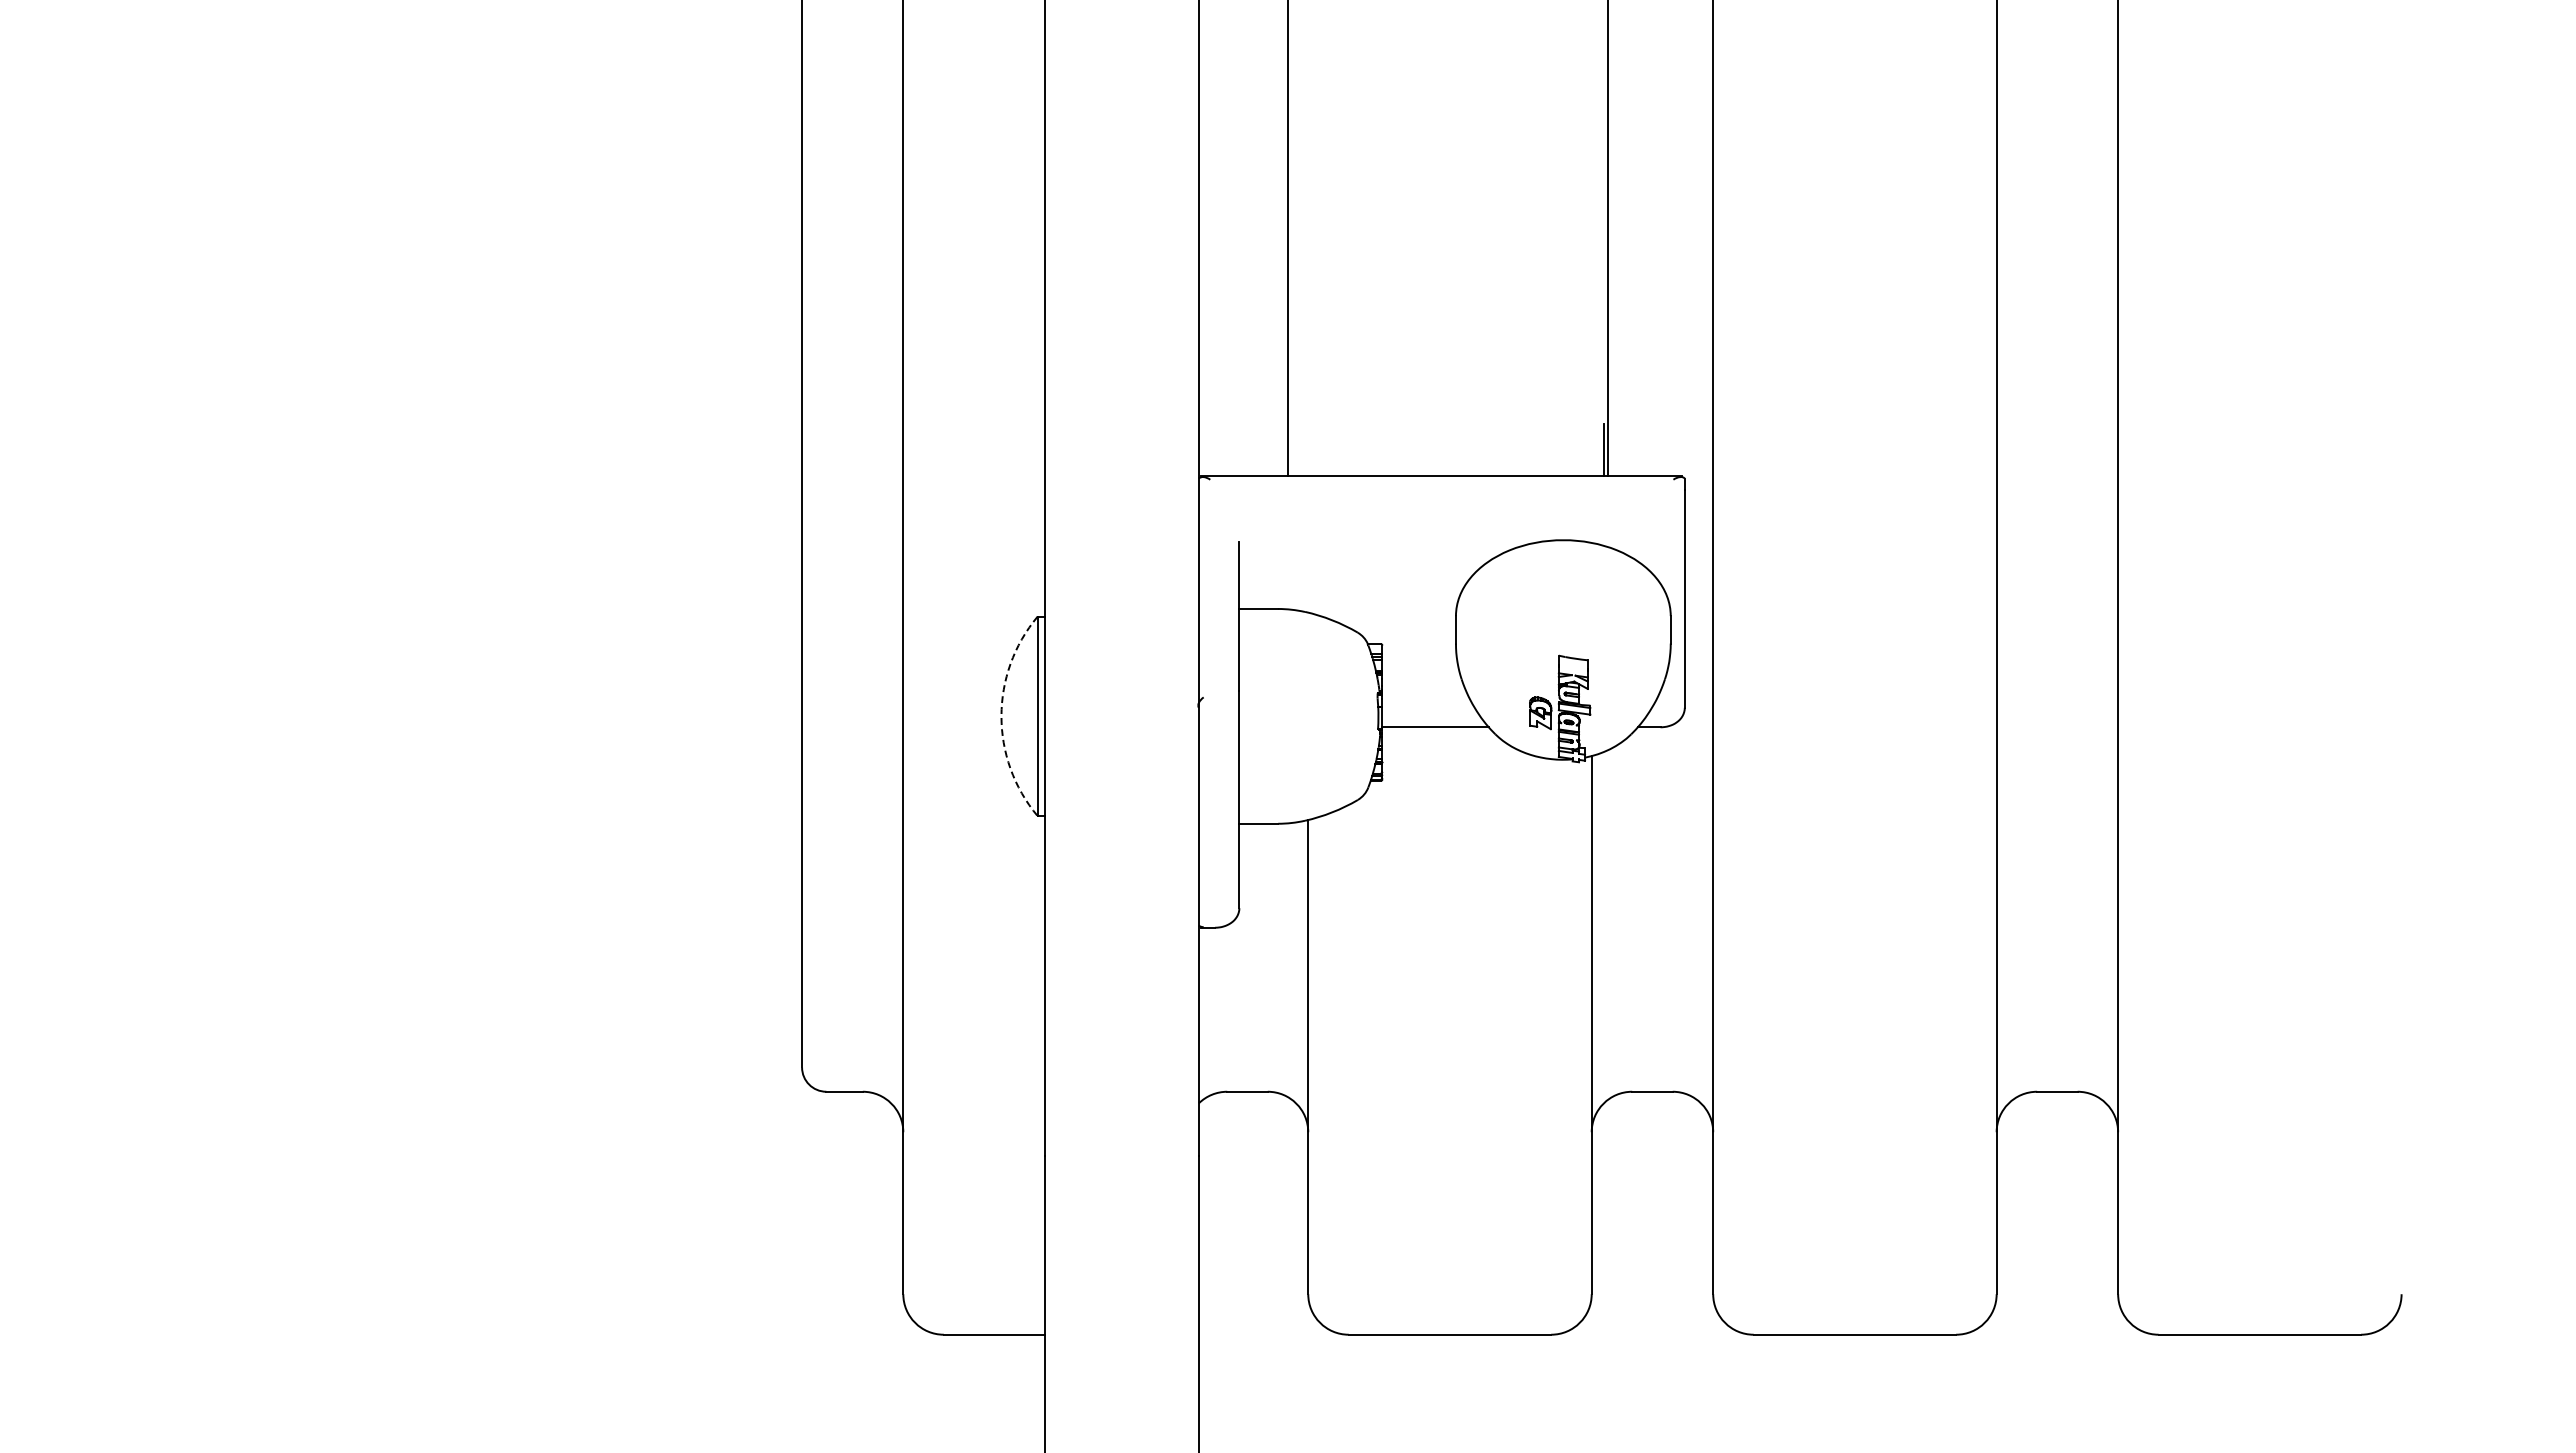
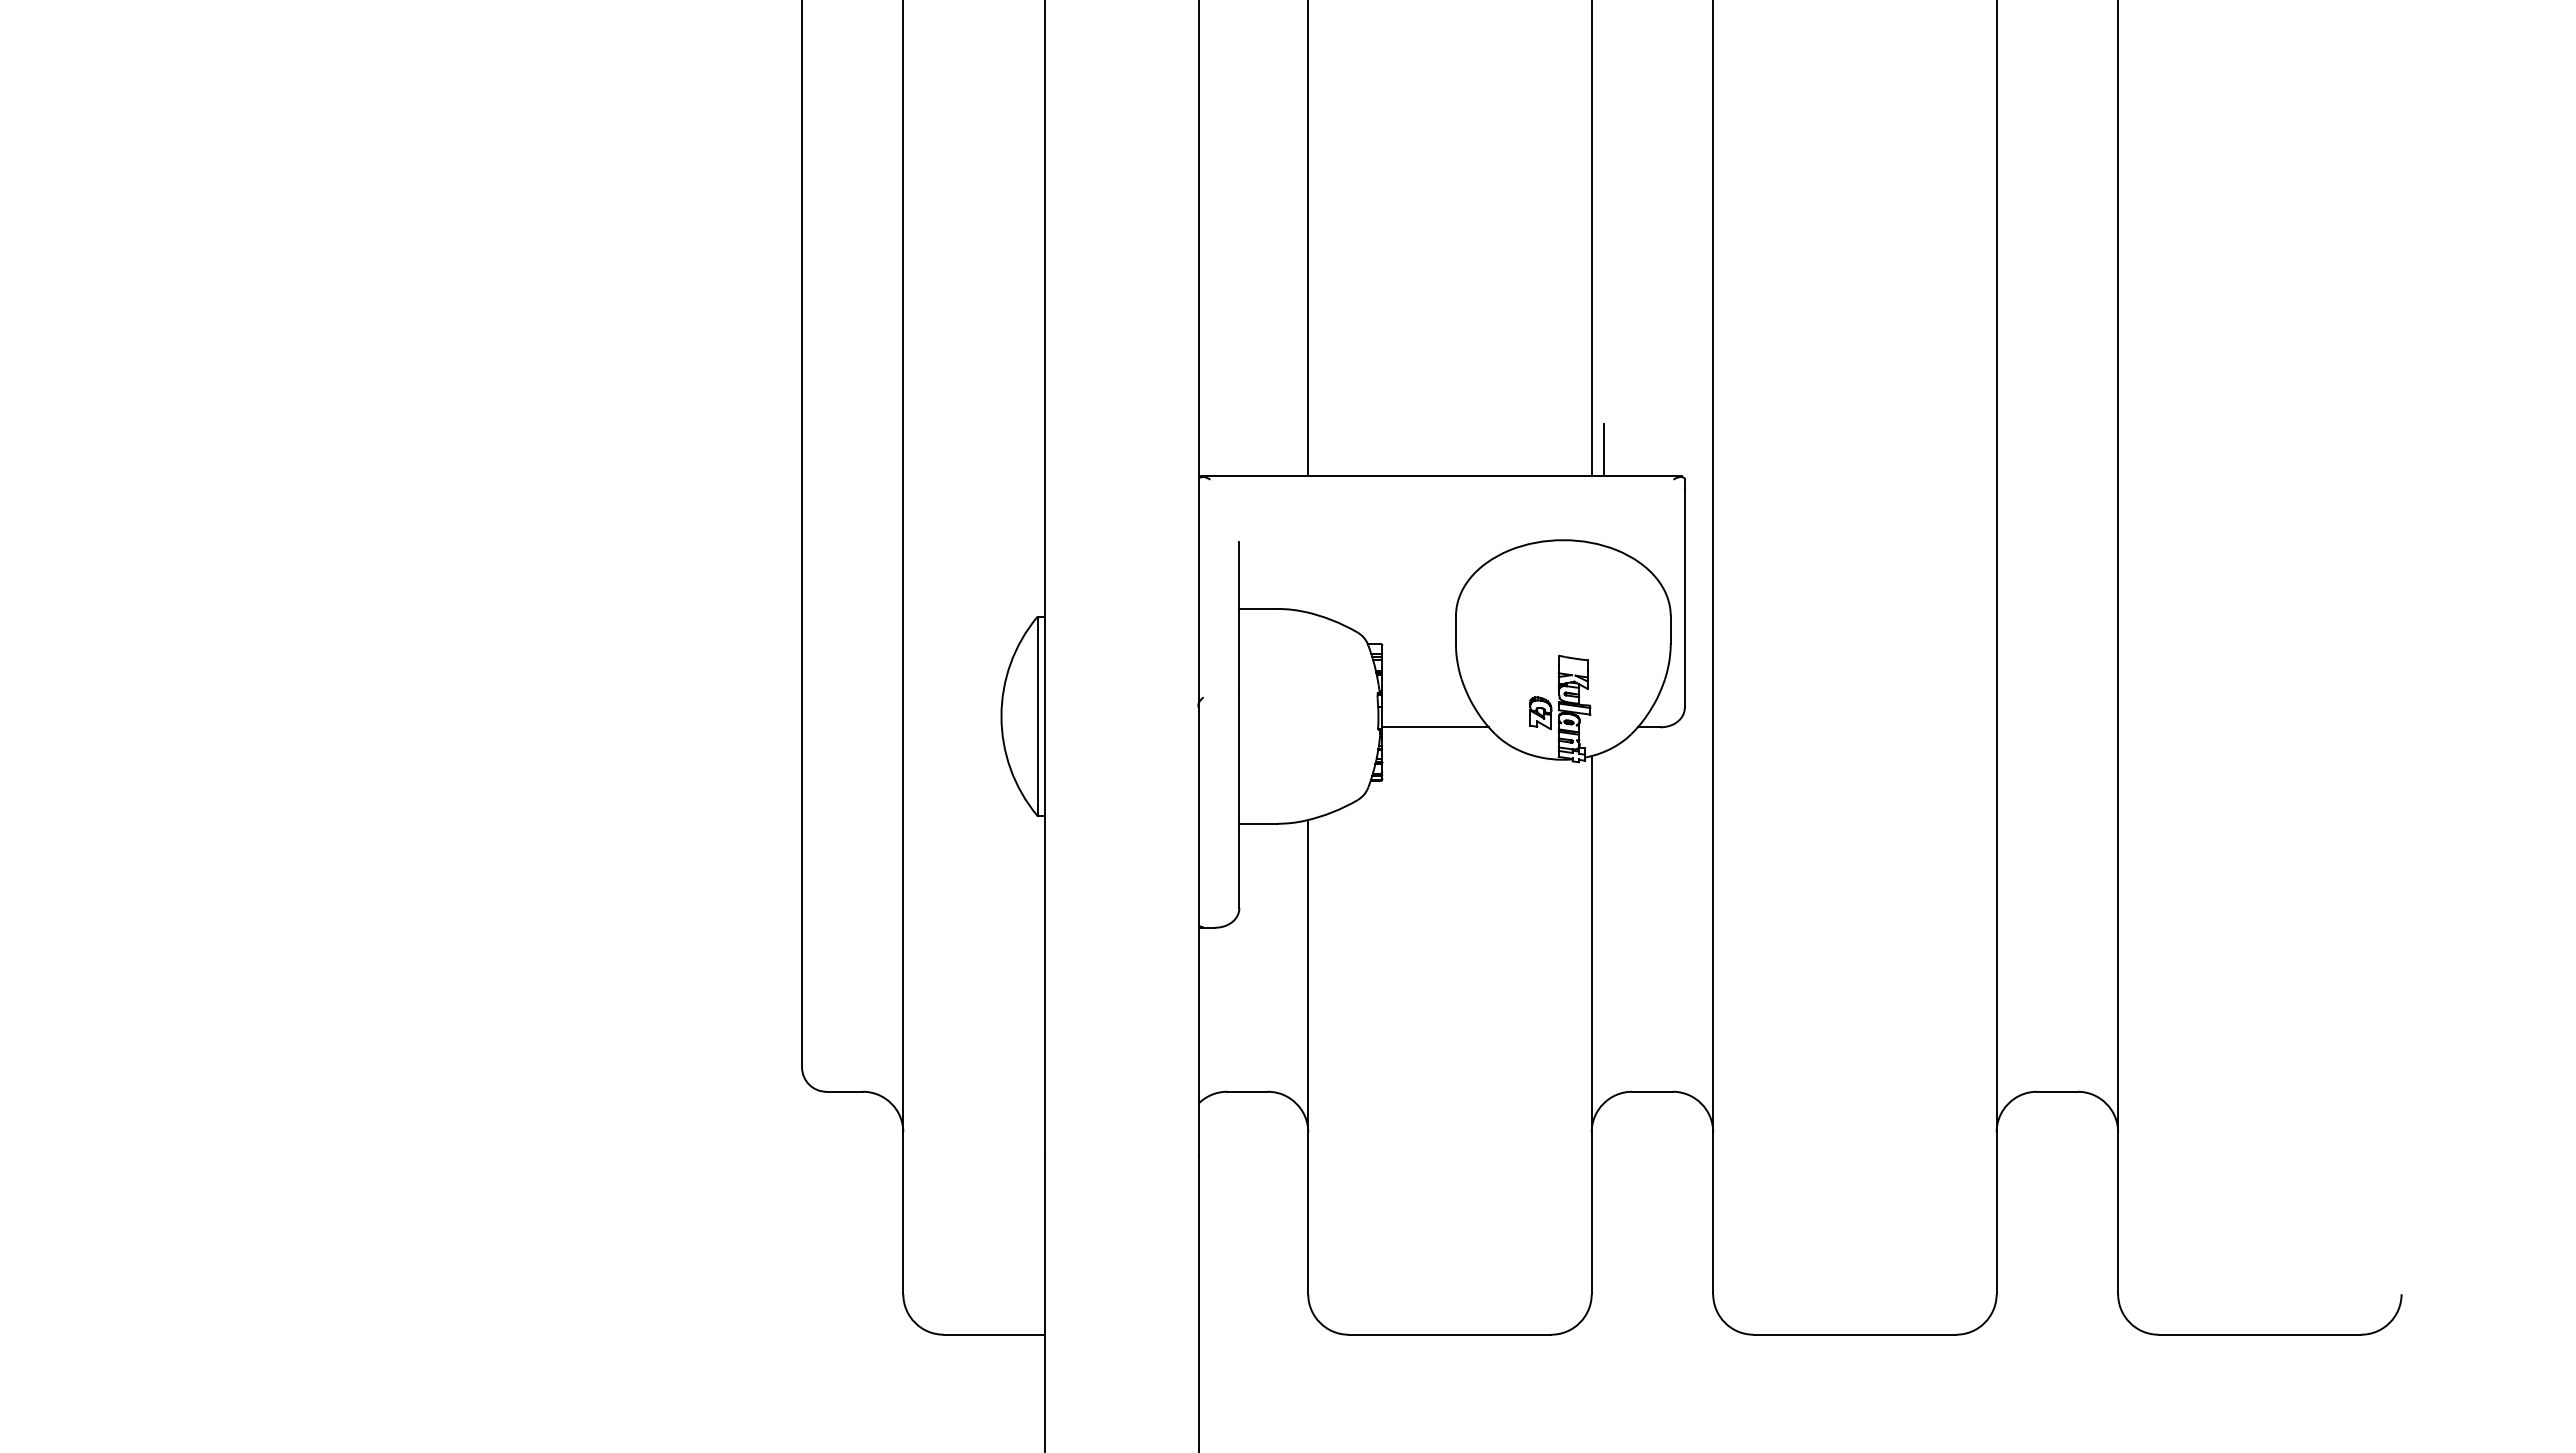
line position: (1288, 239) -> (1308, 239) (1308, 239)
line position: (1607, 239) -> (1591, 239) (1591, 239)
arc: dashed -> solid (1001, 716)
